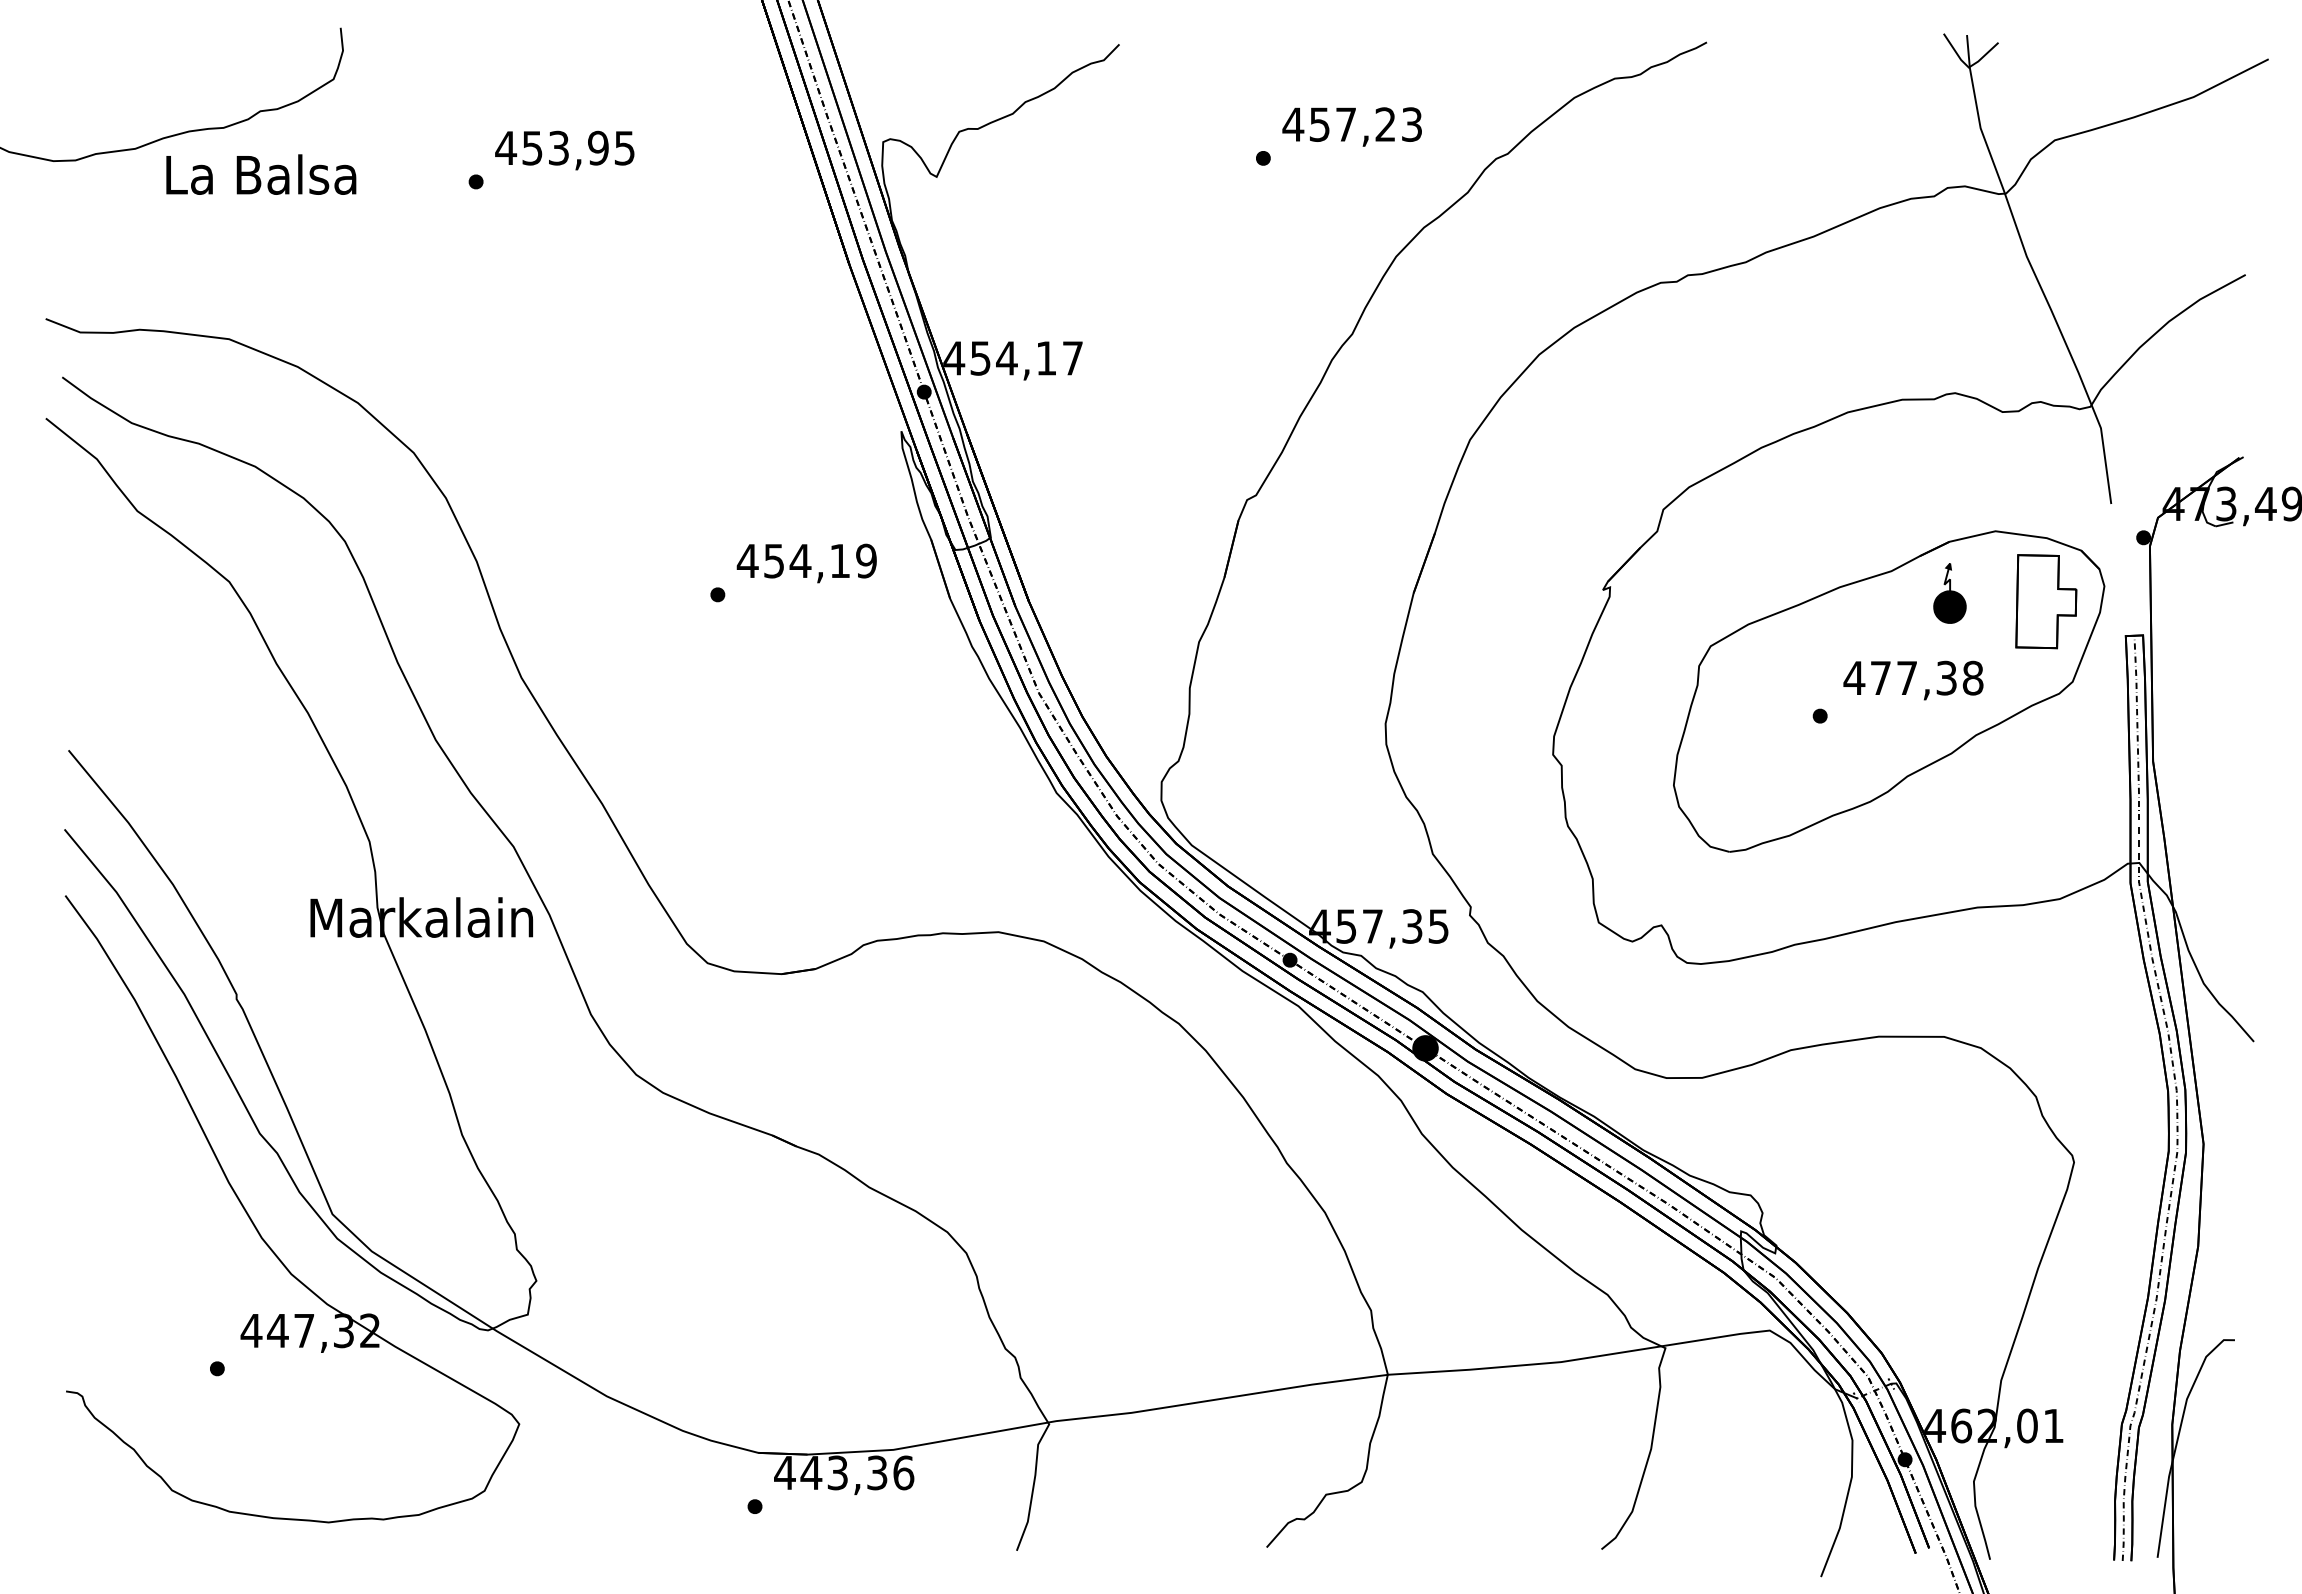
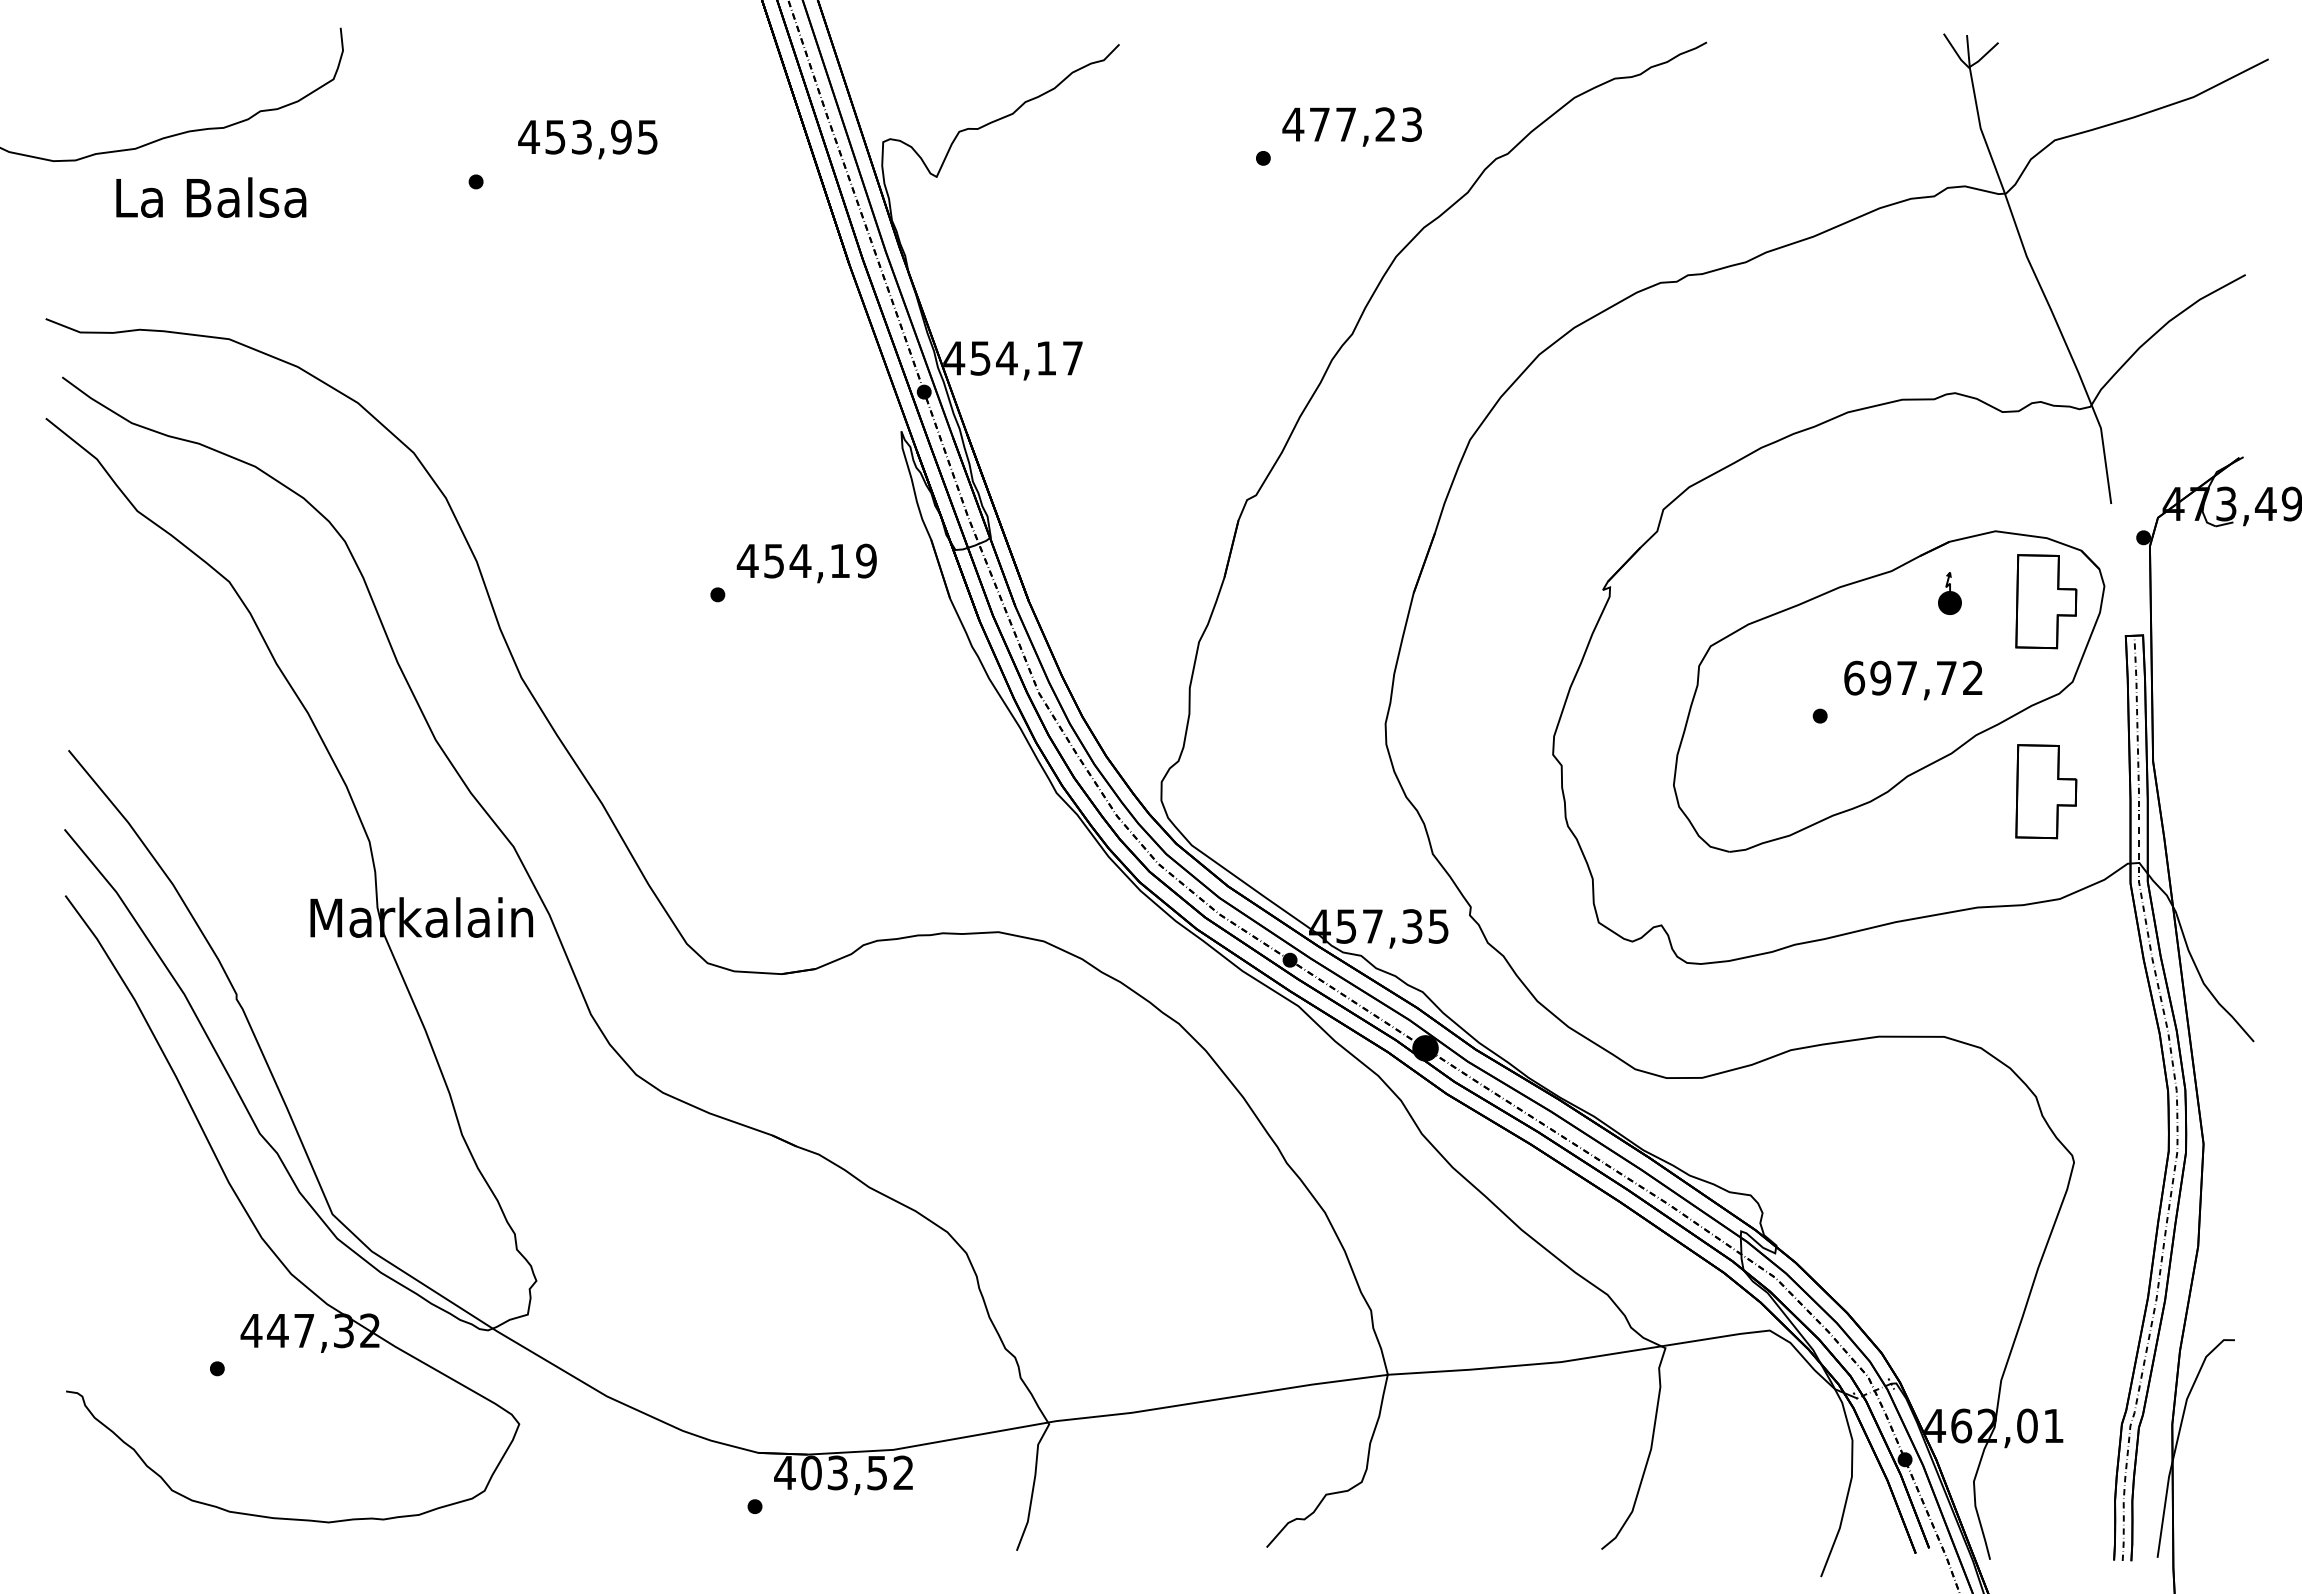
text: 457,23 -> 477,23 (1319, 124)
text position: (564, 150) -> (587, 139) (587, 139)
text position: (261, 174) -> (211, 197) (211, 197)
part size: 34x61 px -> 24x43 px (1949, 593)
text: 477,38 -> 697,72 (1913, 677)
part: none -> present (2046, 791)
text: 443,36 -> 403,52 (857, 1472)
